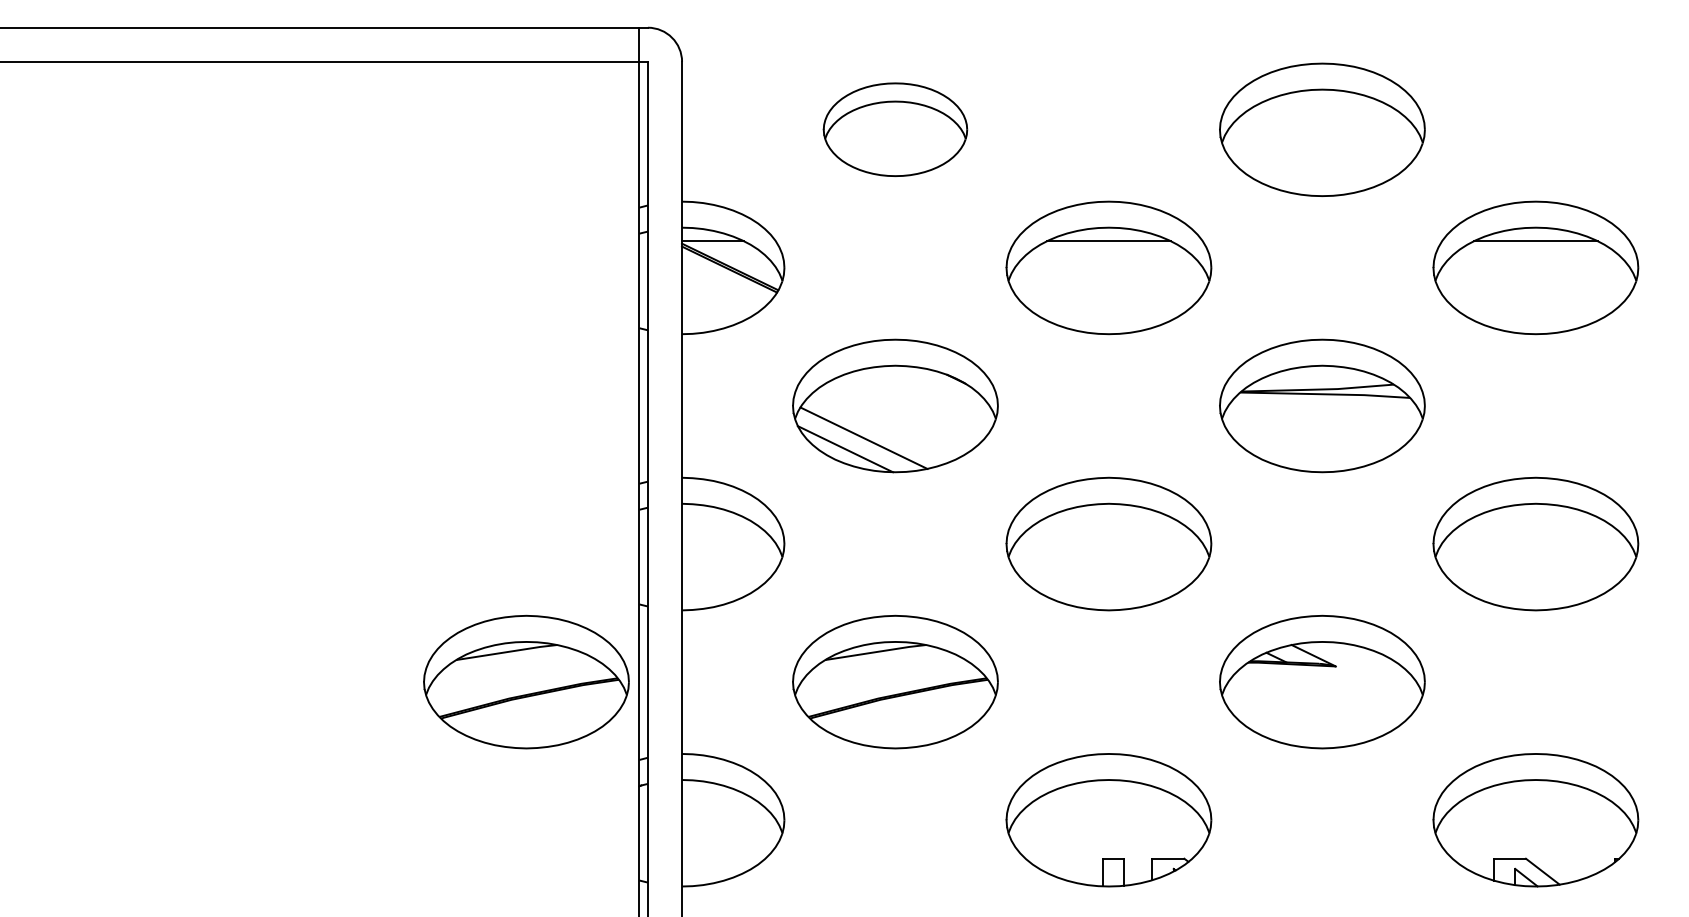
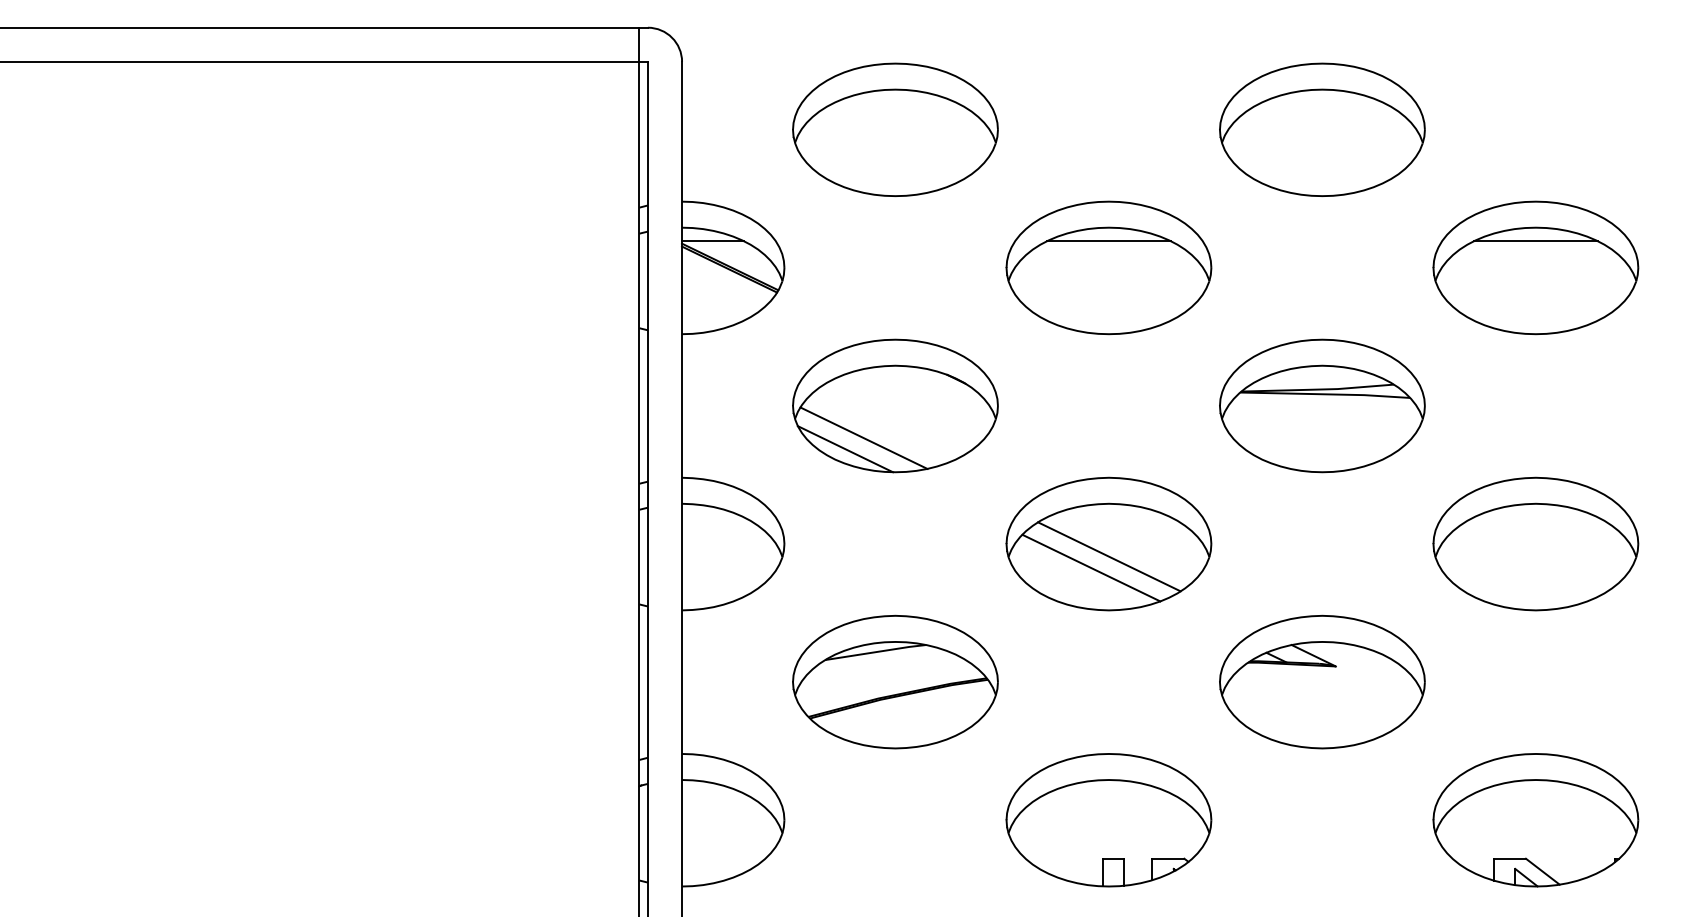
part size: 147x95 px -> 207x135 px (895, 129)
line: none -> present (1109, 556)
line: none -> present (1091, 567)
part: present -> none (526, 681)
